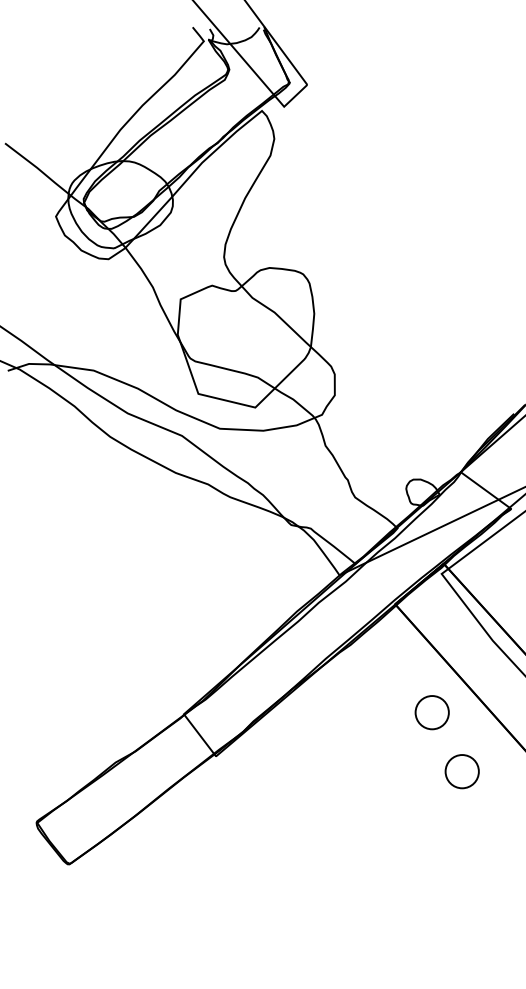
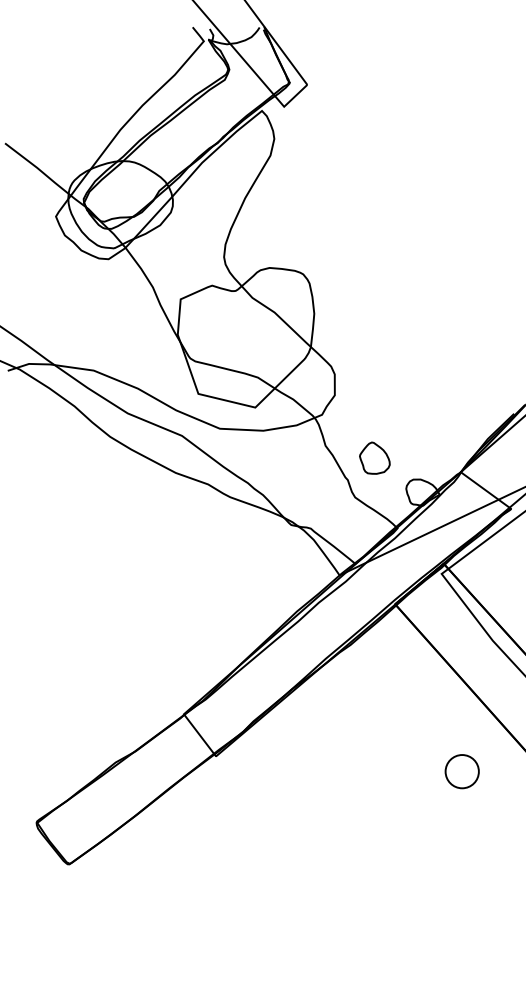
part: none -> present (374, 457)
circle: present -> none (431, 712)
